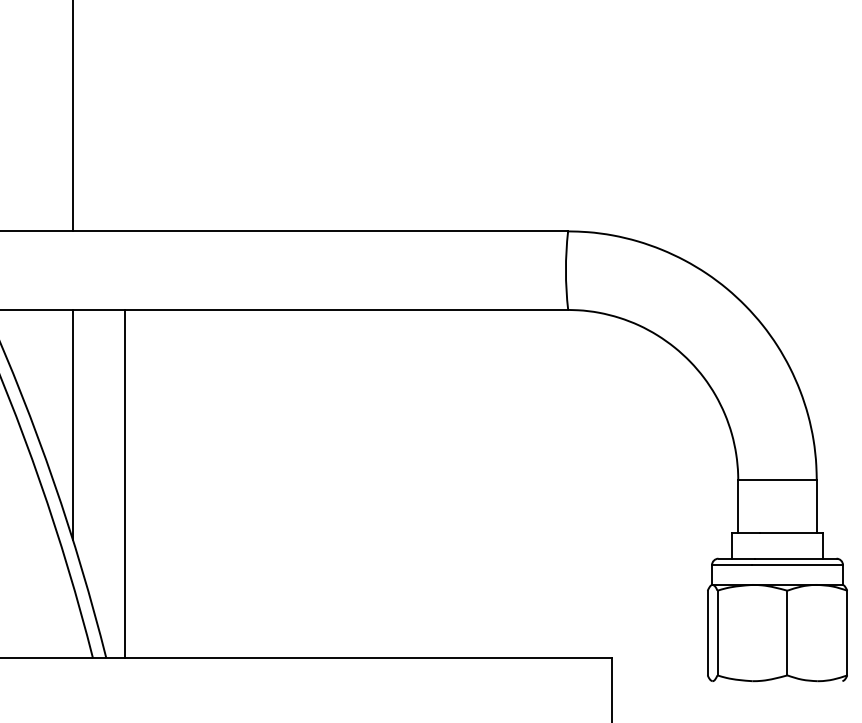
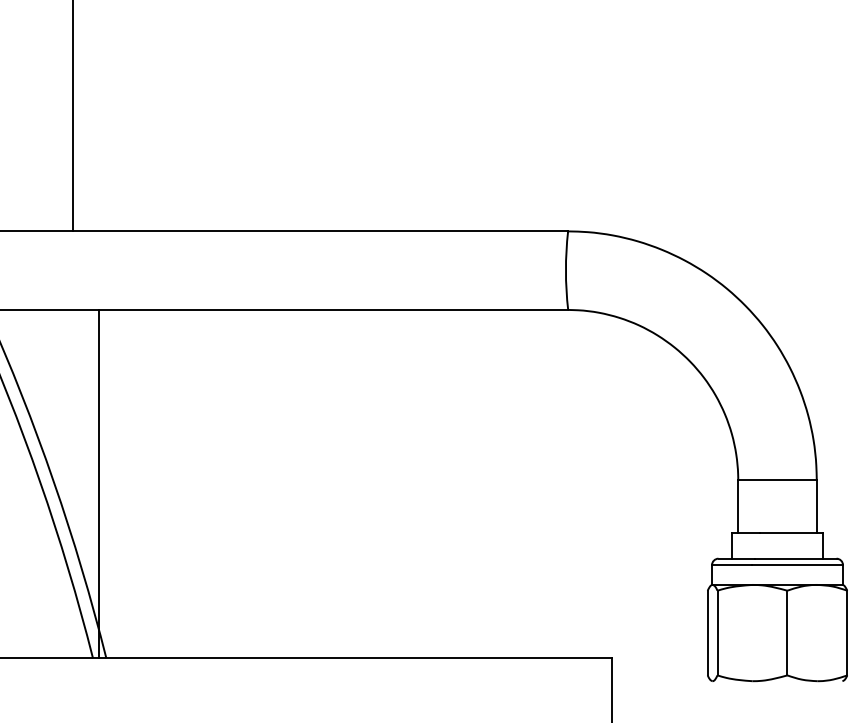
line: present -> none (73, 424)
line position: (125, 483) -> (99, 483) (99, 483)
